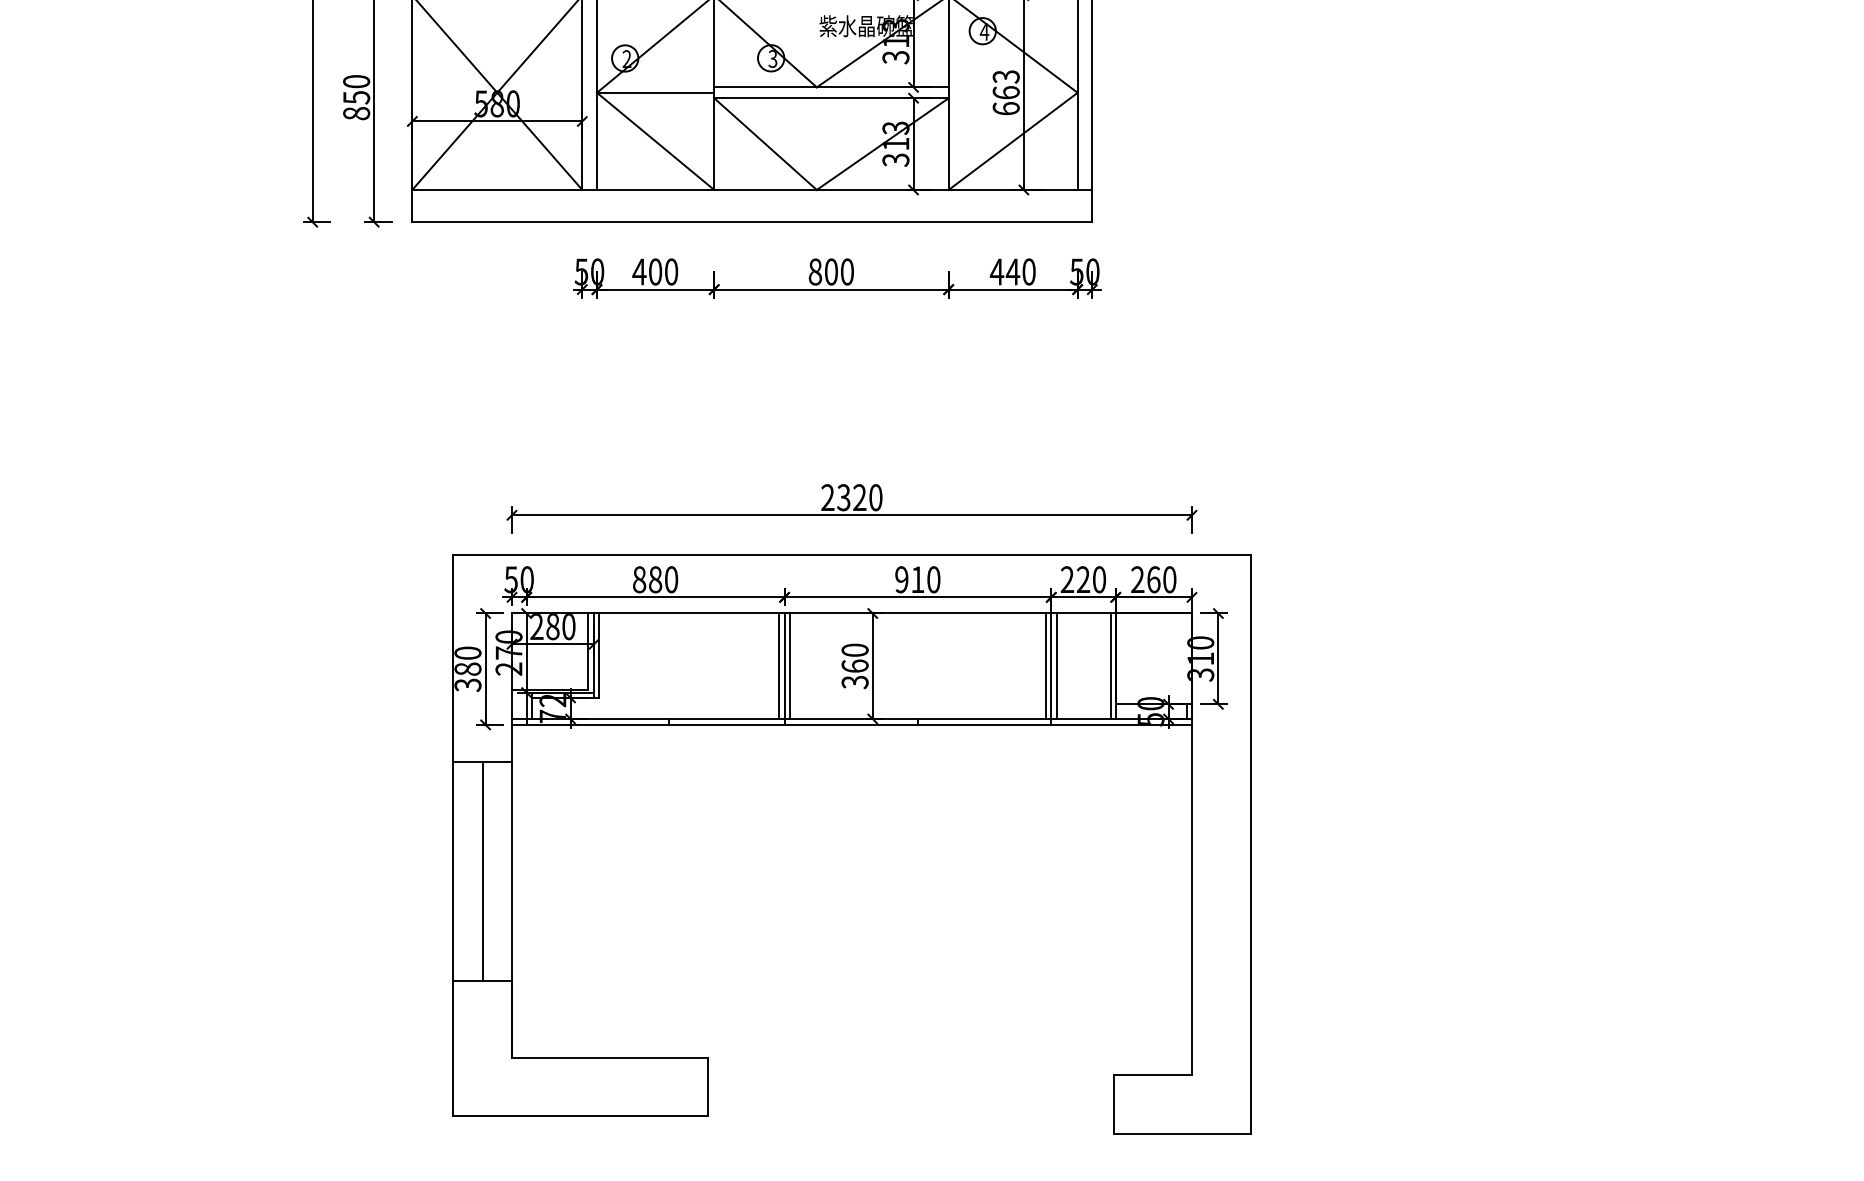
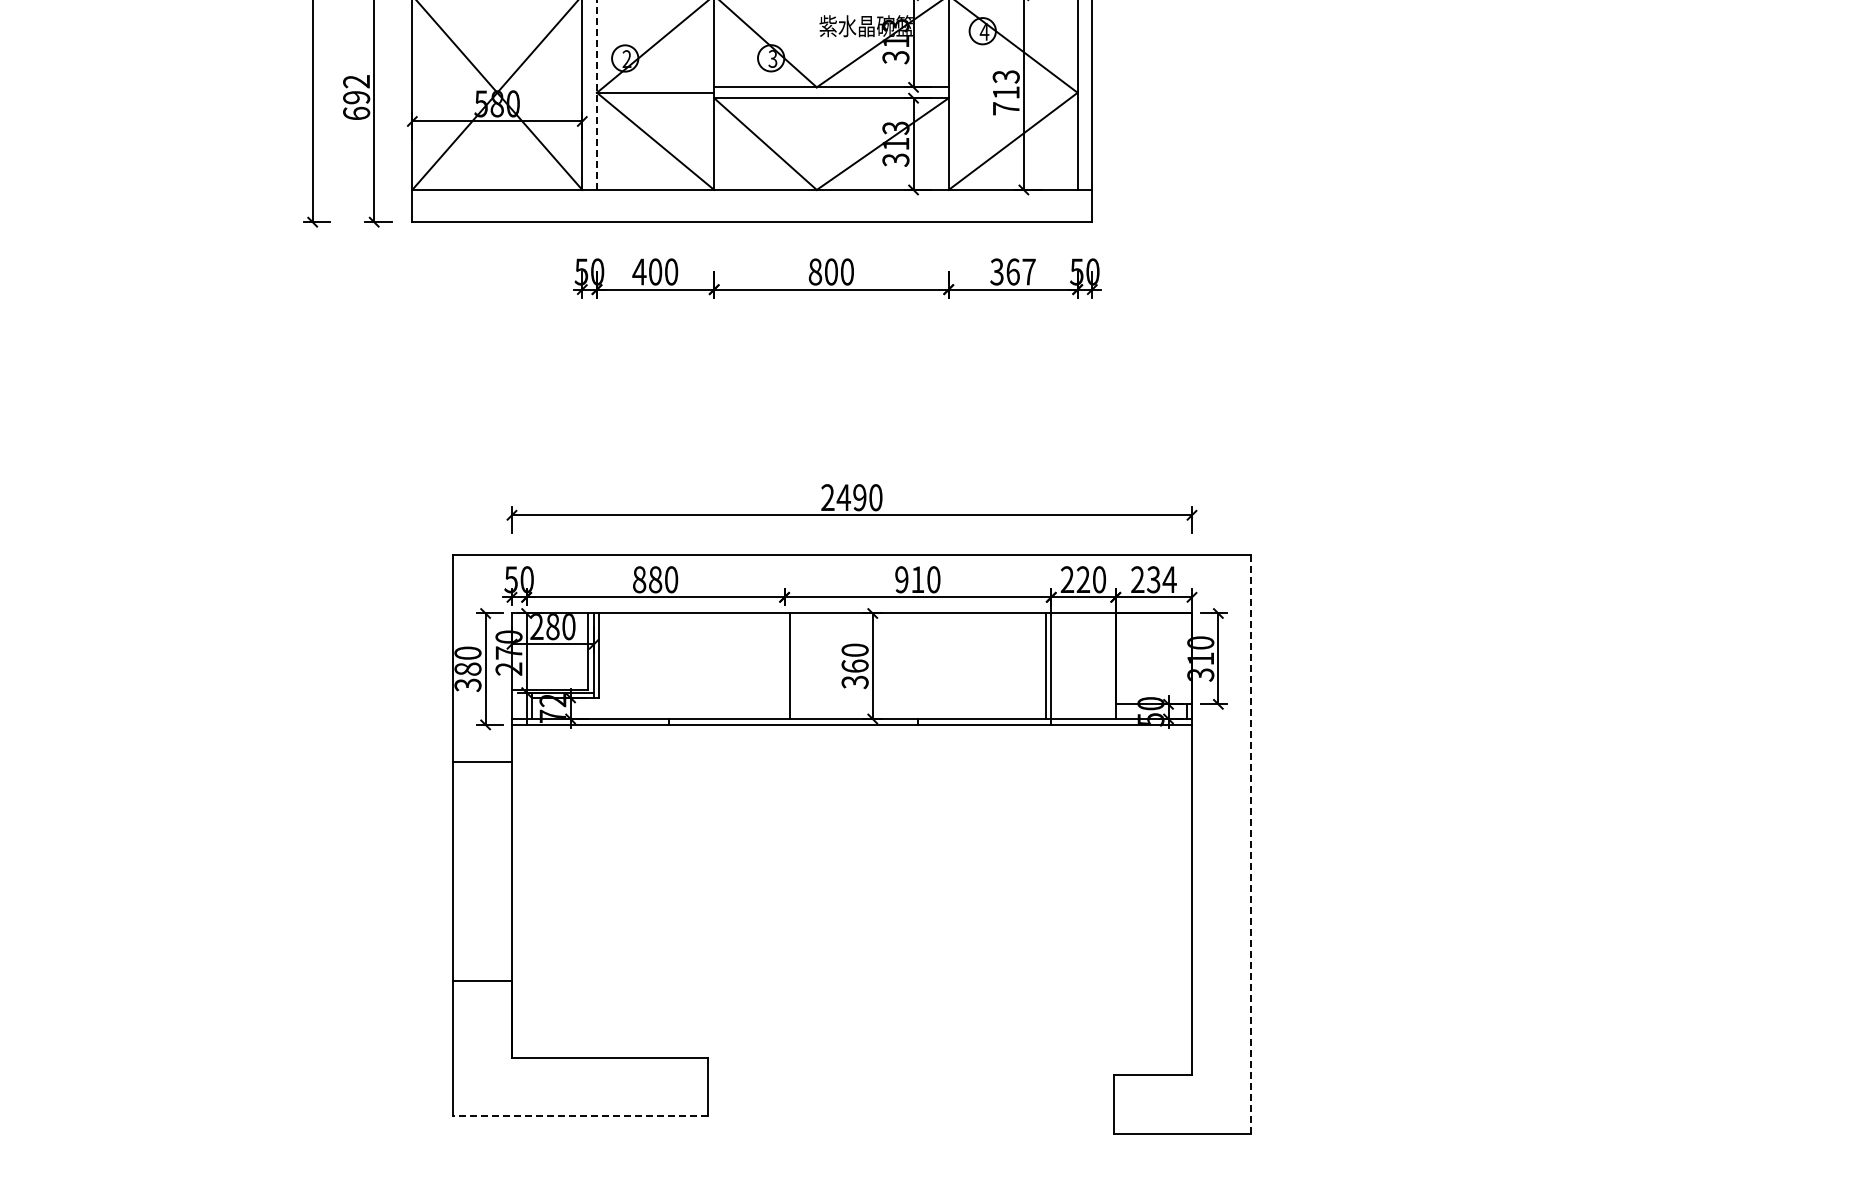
line: solid -> dashed (596, 95)
text: 850 -> 692 (356, 97)
text: 663 -> 713 (1005, 100)
text: 440 -> 367 (1012, 271)
text: 2320 -> 2490 (851, 497)
text: 260 -> 234 (1161, 579)
line: present -> none (779, 666)
line: present -> none (1056, 666)
line: present -> none (1110, 666)
line: present -> none (784, 668)
line: solid -> dashed (1250, 844)
line: present -> none (482, 871)
line: solid -> dashed (580, 1116)
